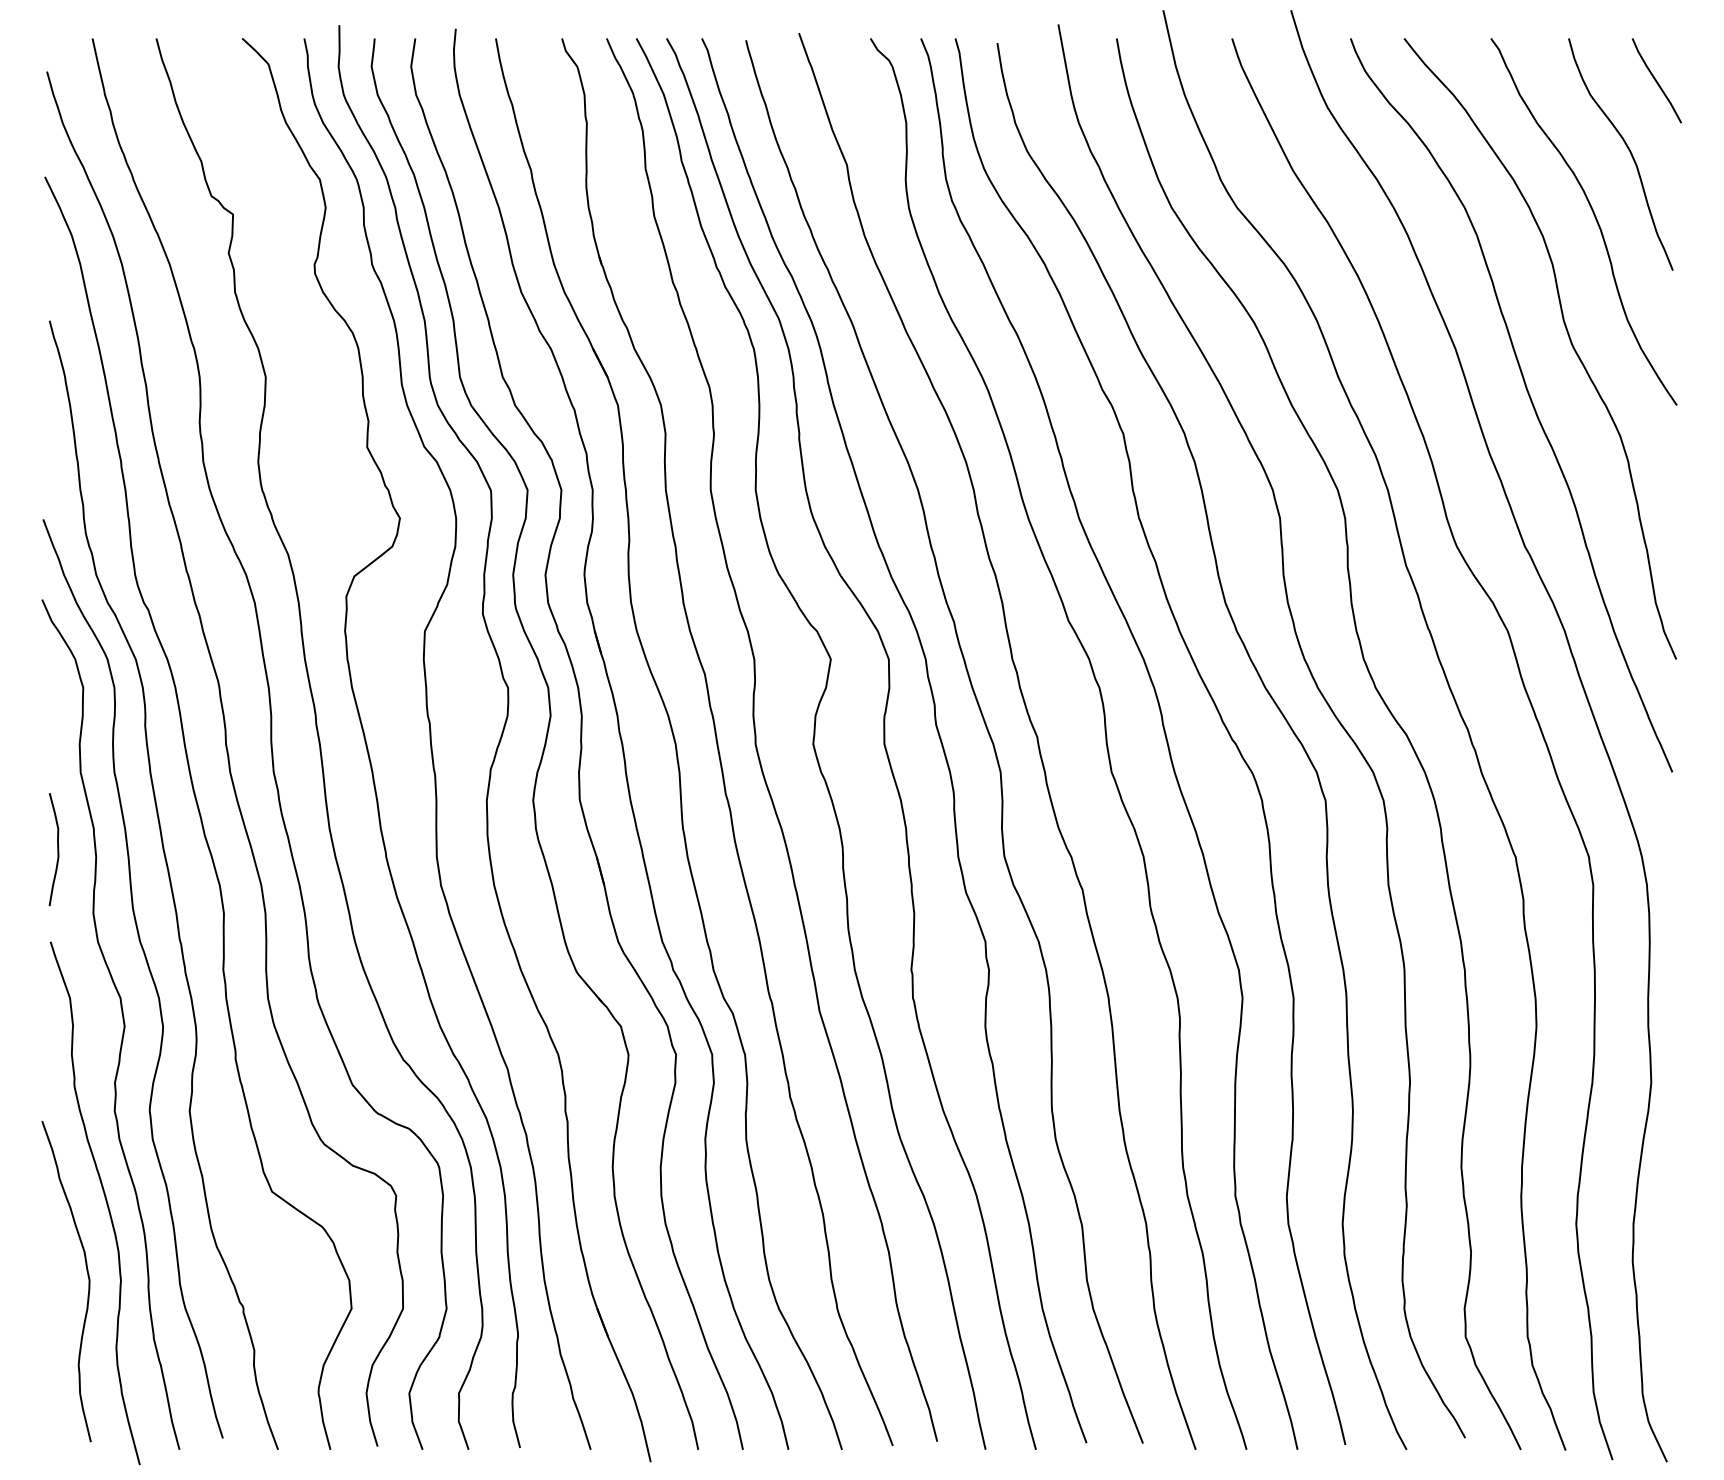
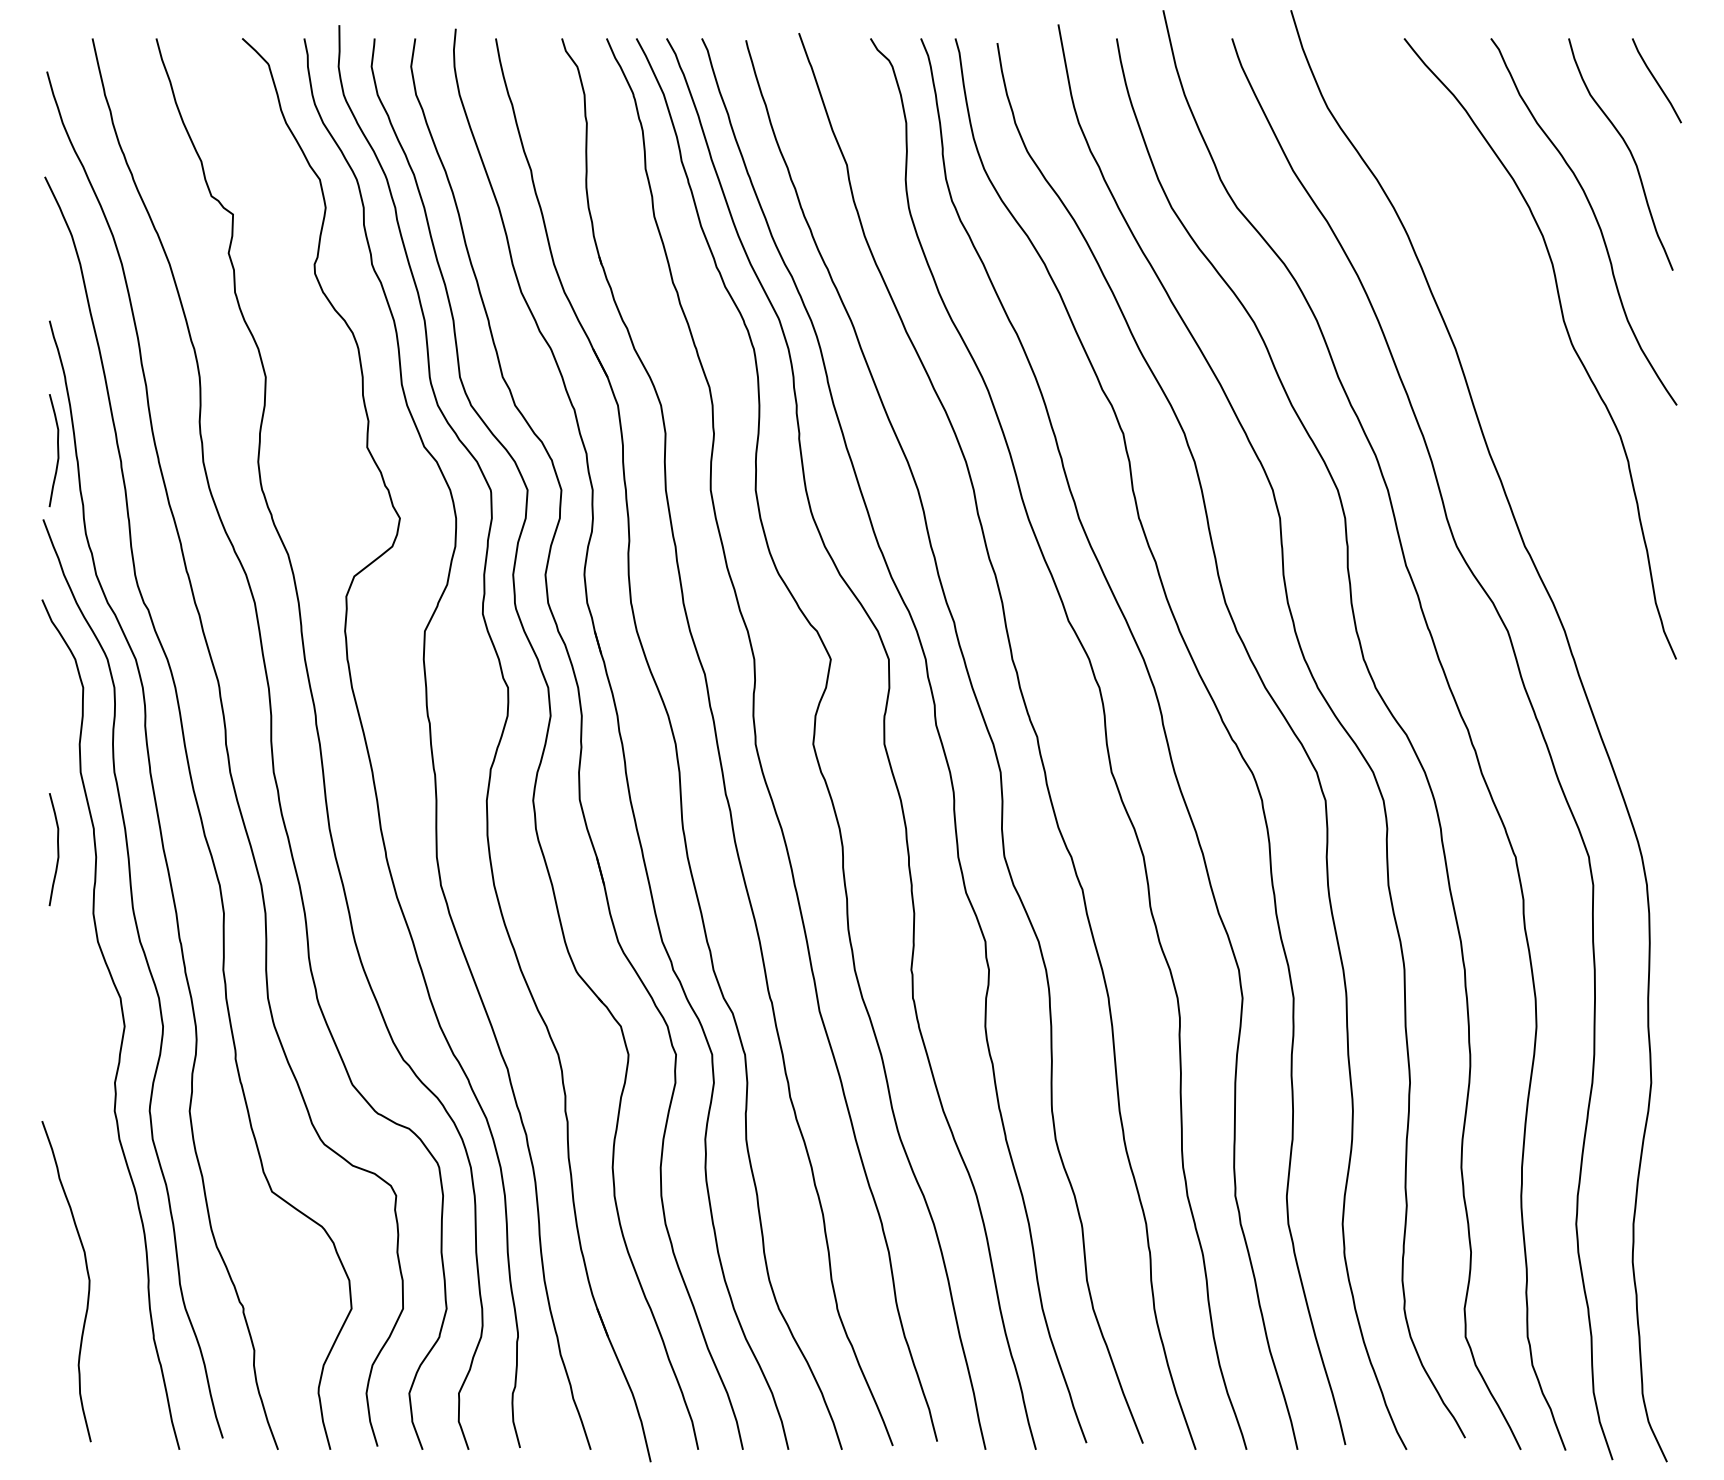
curve: present -> none (1528, 396)
curve: none -> present (57, 450)
curve: present -> none (105, 1201)
